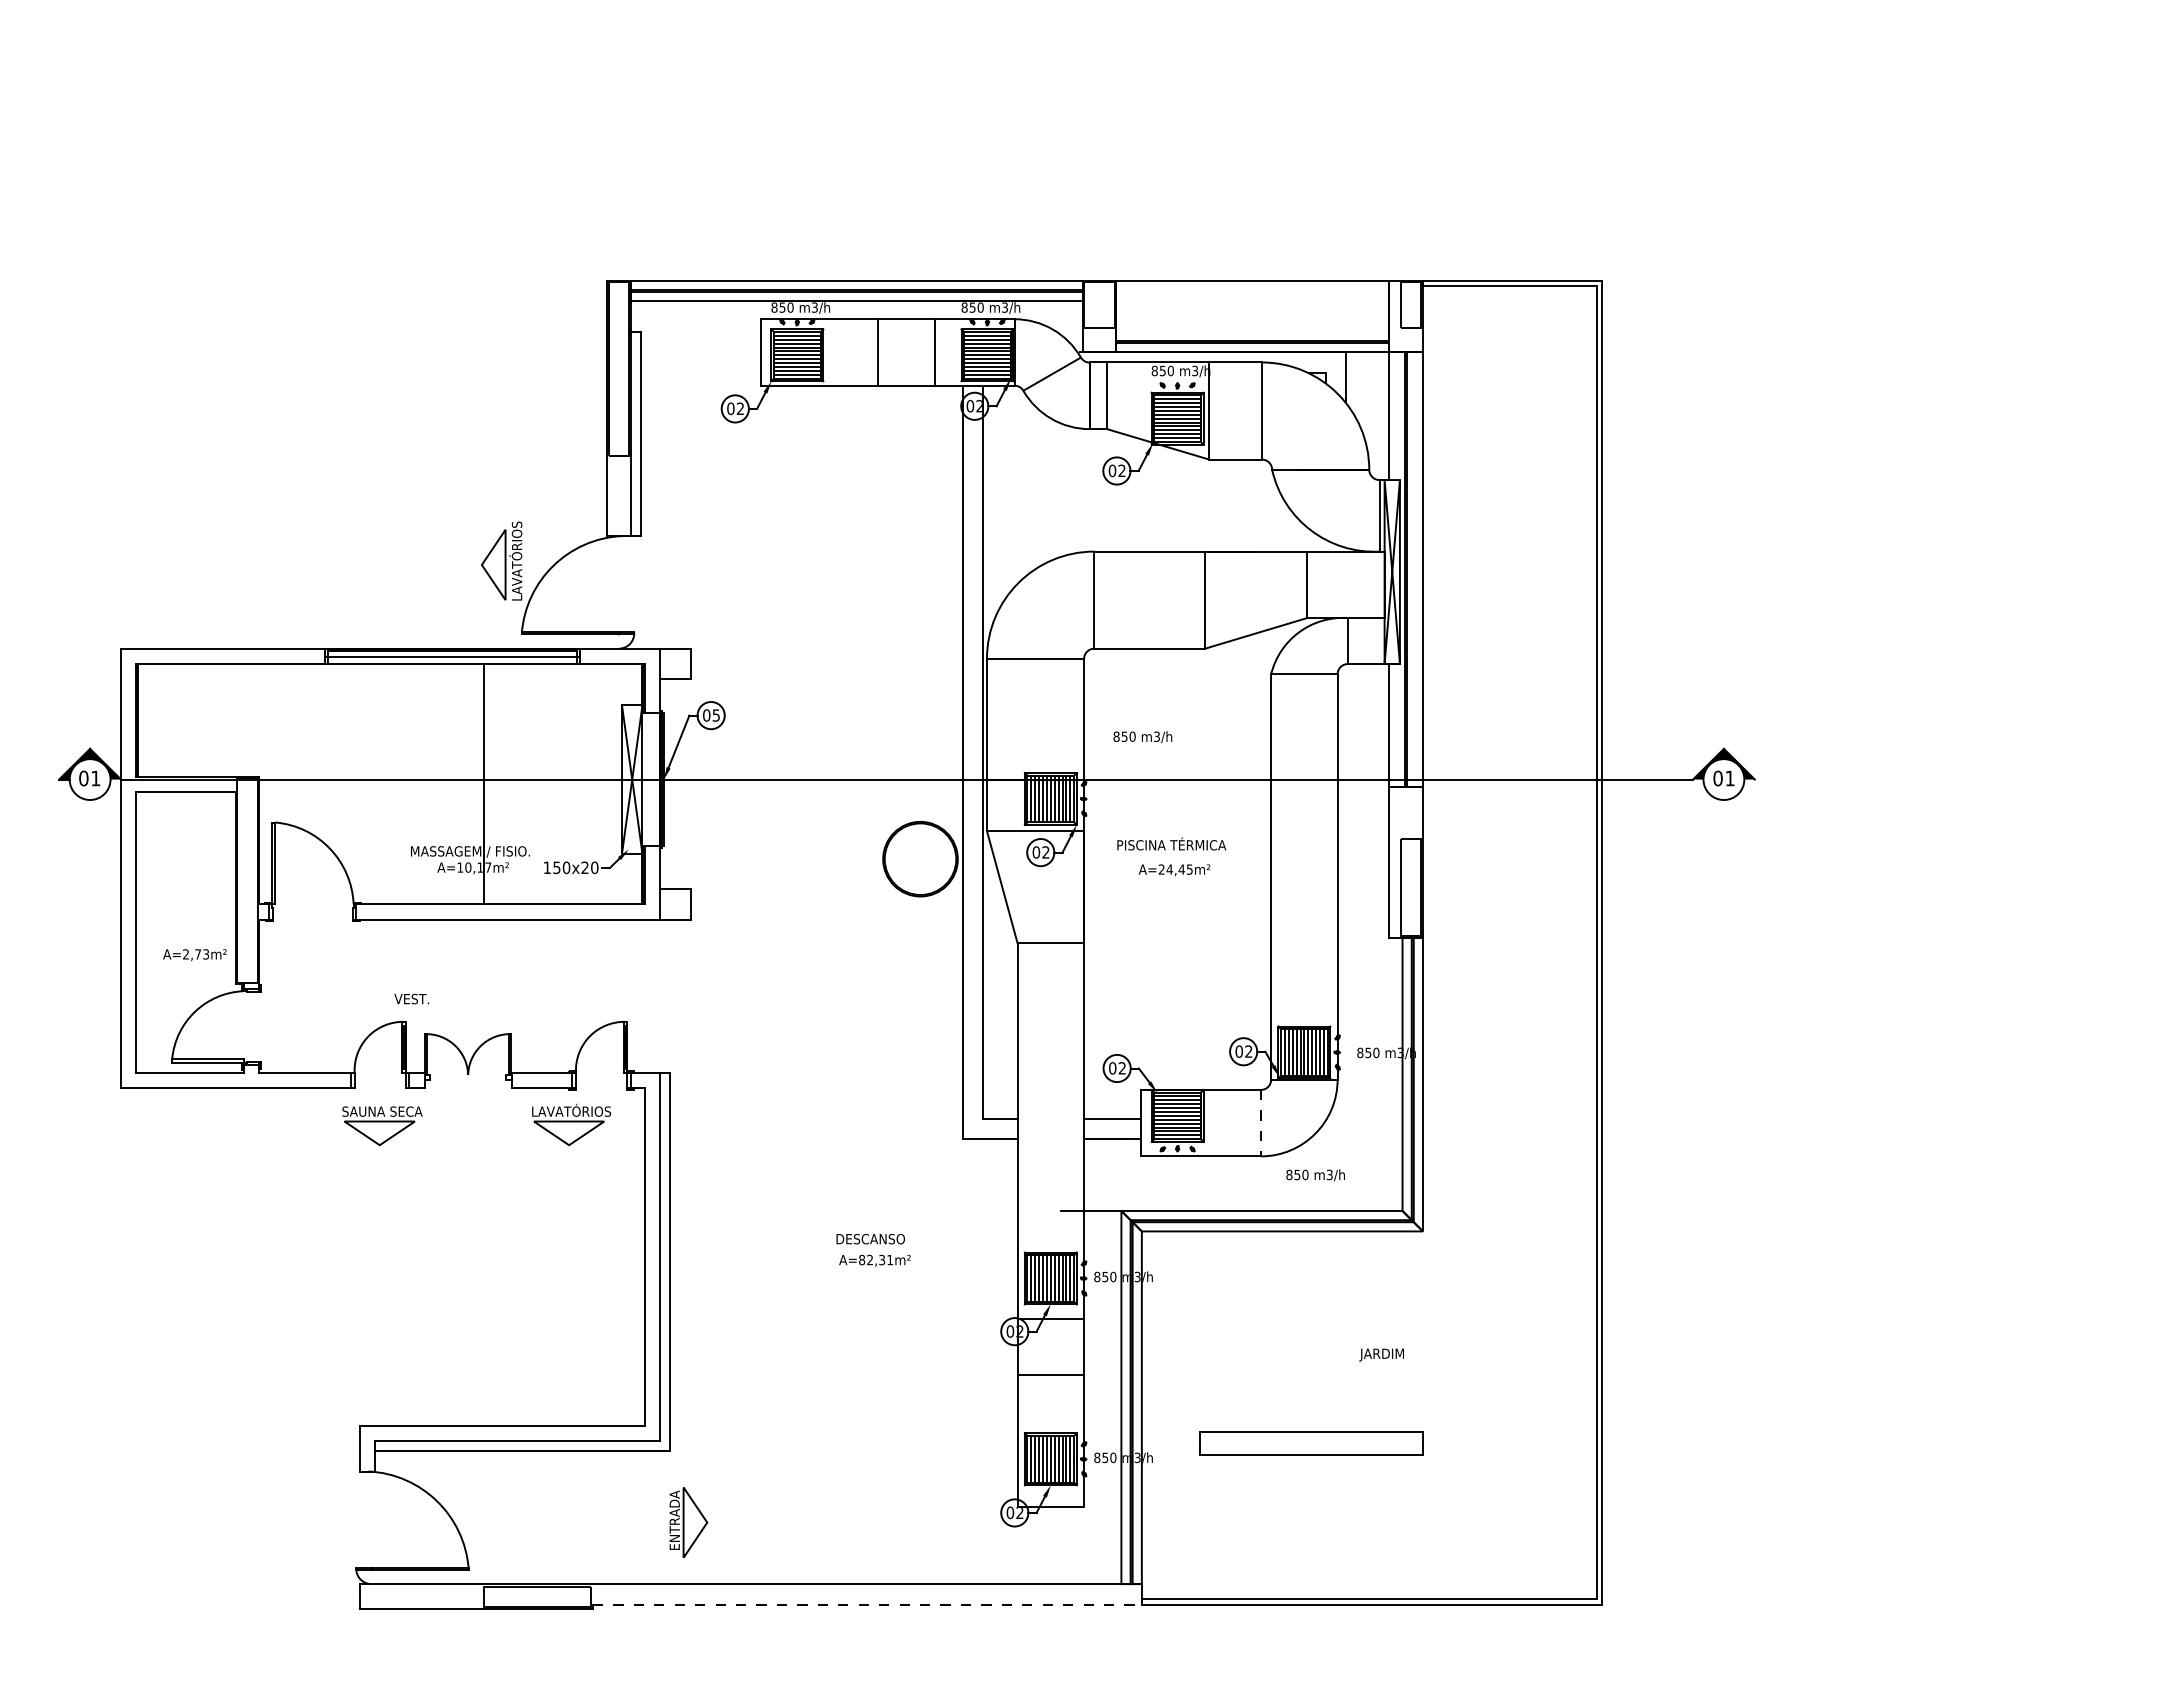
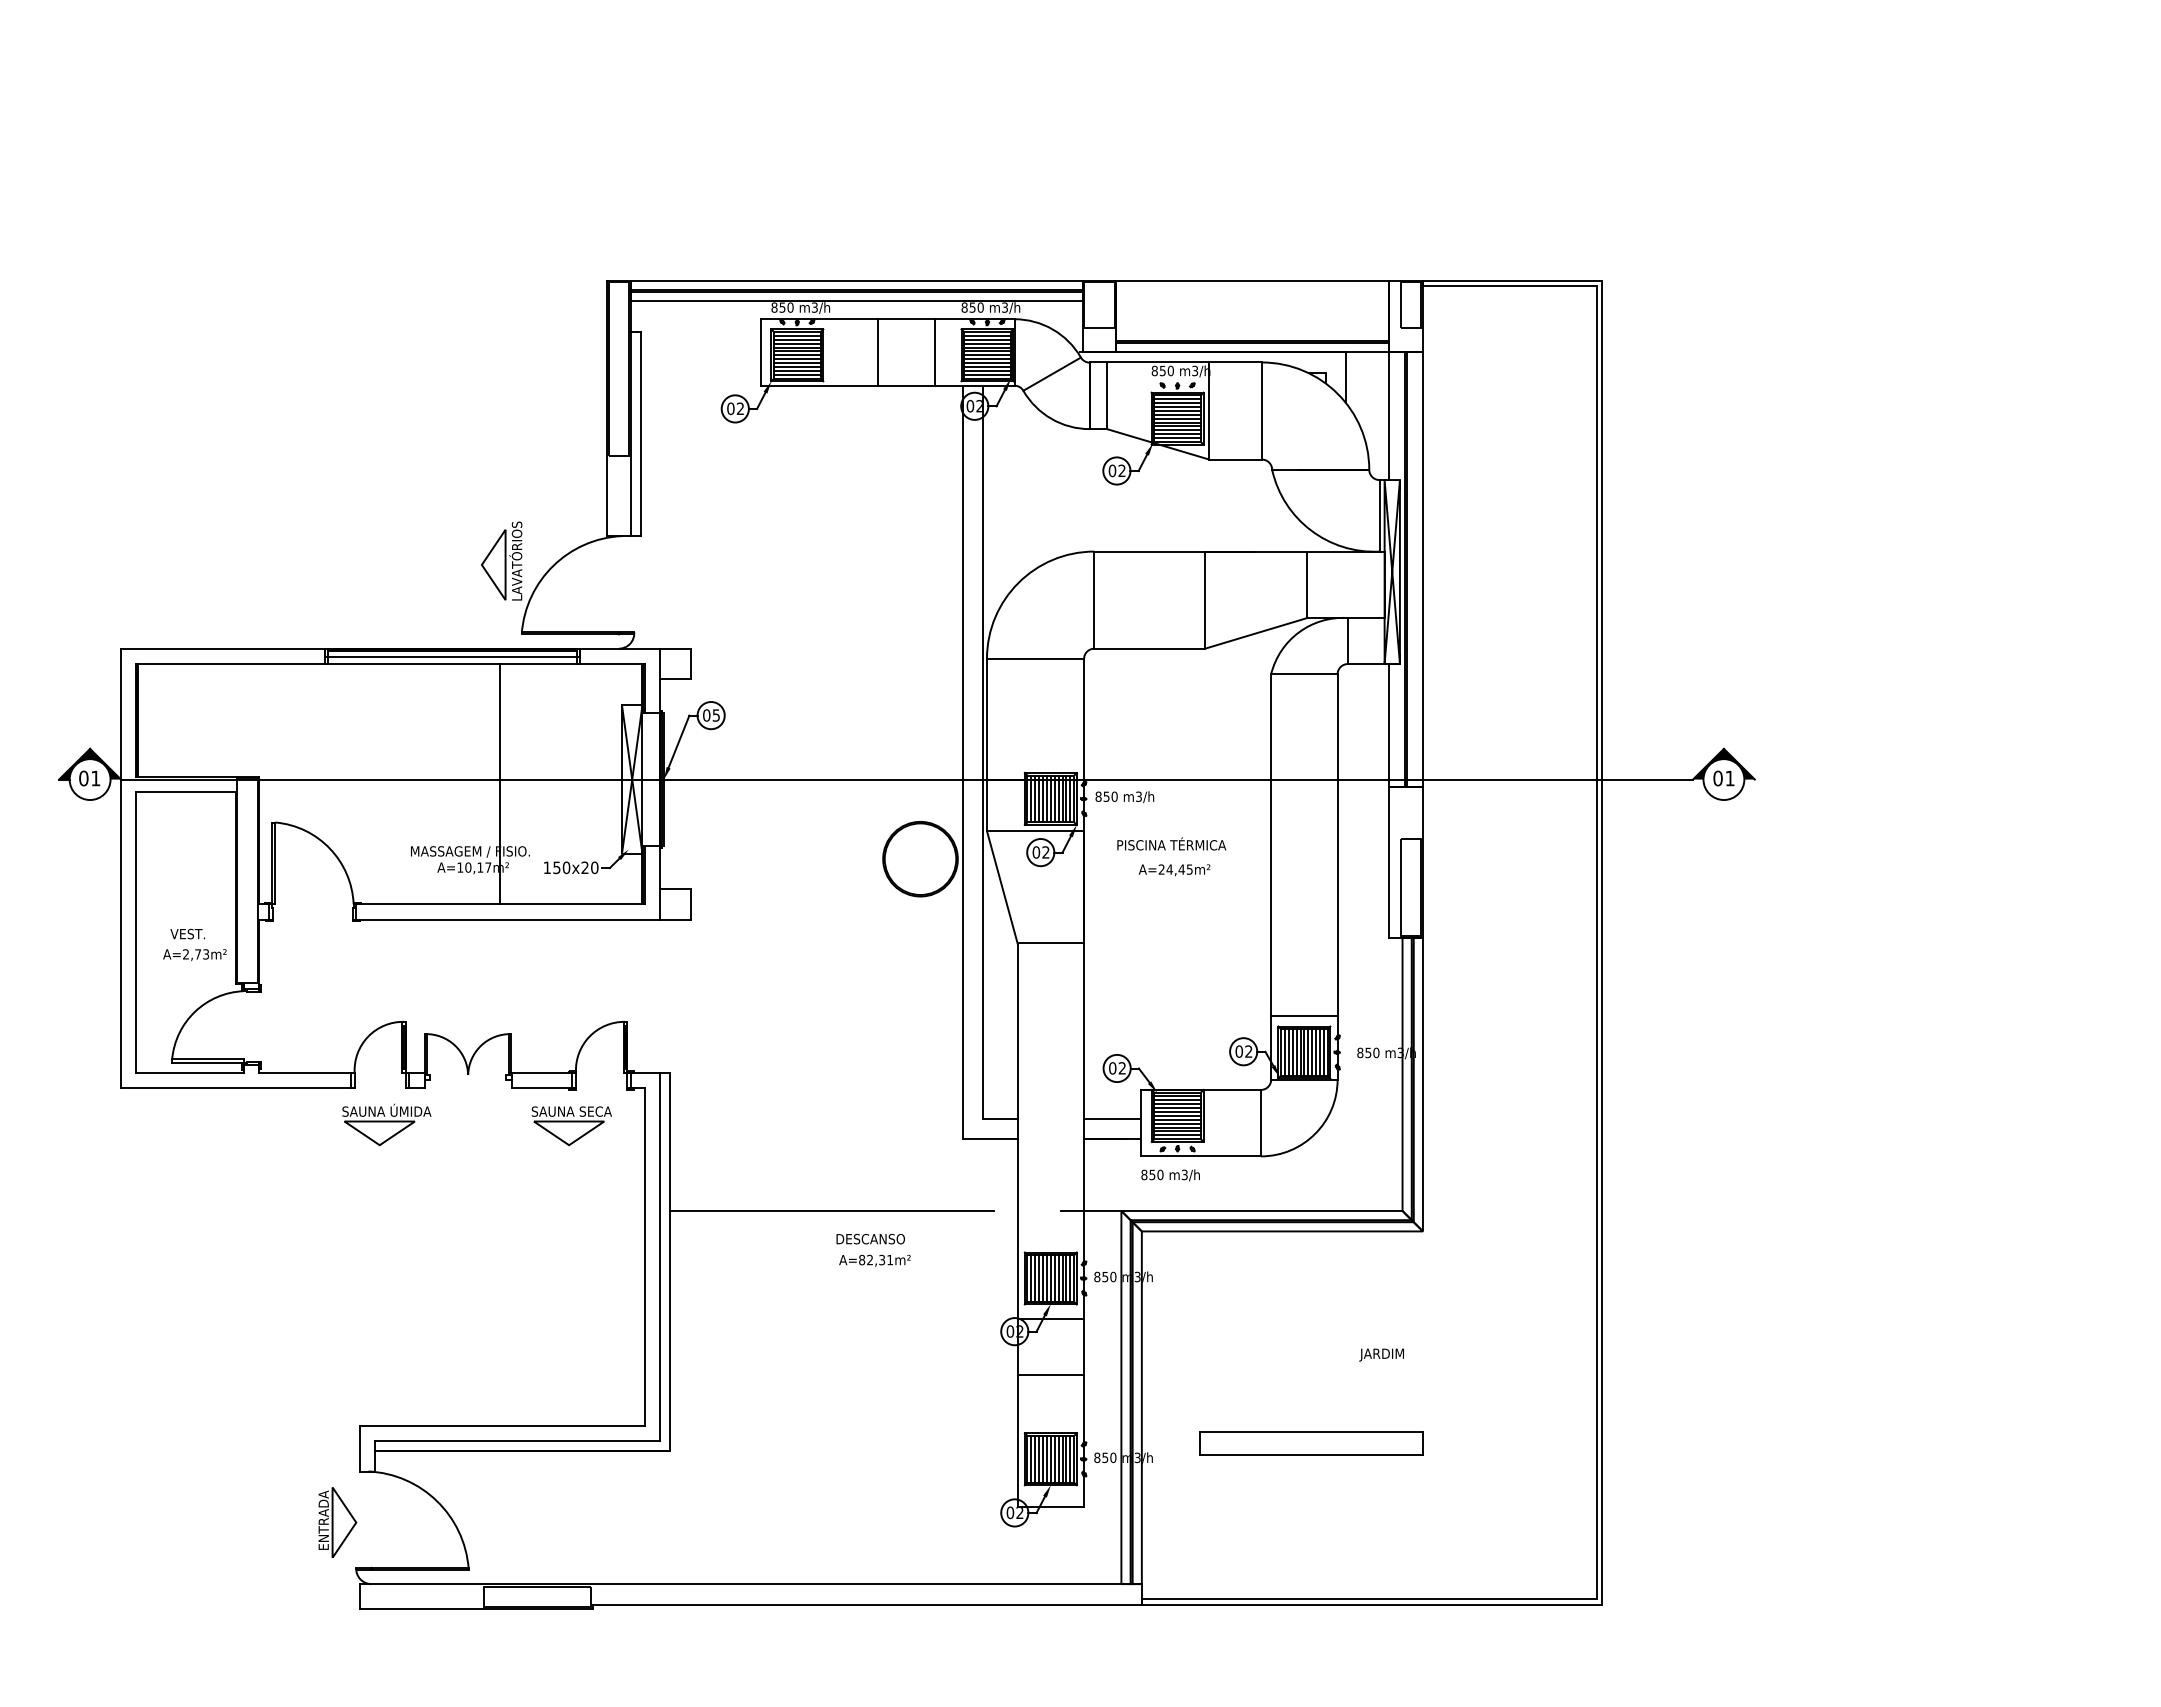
text position: (1142, 737) -> (1124, 797) (1124, 797)
line position: (484, 784) -> (500, 784) (500, 784)
text position: (411, 998) -> (187, 933) (187, 933)
line: none -> present (1304, 1016)
text: SAUNA SECA -> SAUNA ÚMIDA (410, 1109)
text: LAVATÓRIOS -> SAUNA SECA (571, 1109)
line: dashed -> solid (1260, 1123)
text position: (1315, 1175) -> (1170, 1175) (1170, 1175)
line: none -> present (832, 1210)
part position: (688, 1522) -> (337, 1522) (337, 1522)
line: dashed -> solid (867, 1604)
